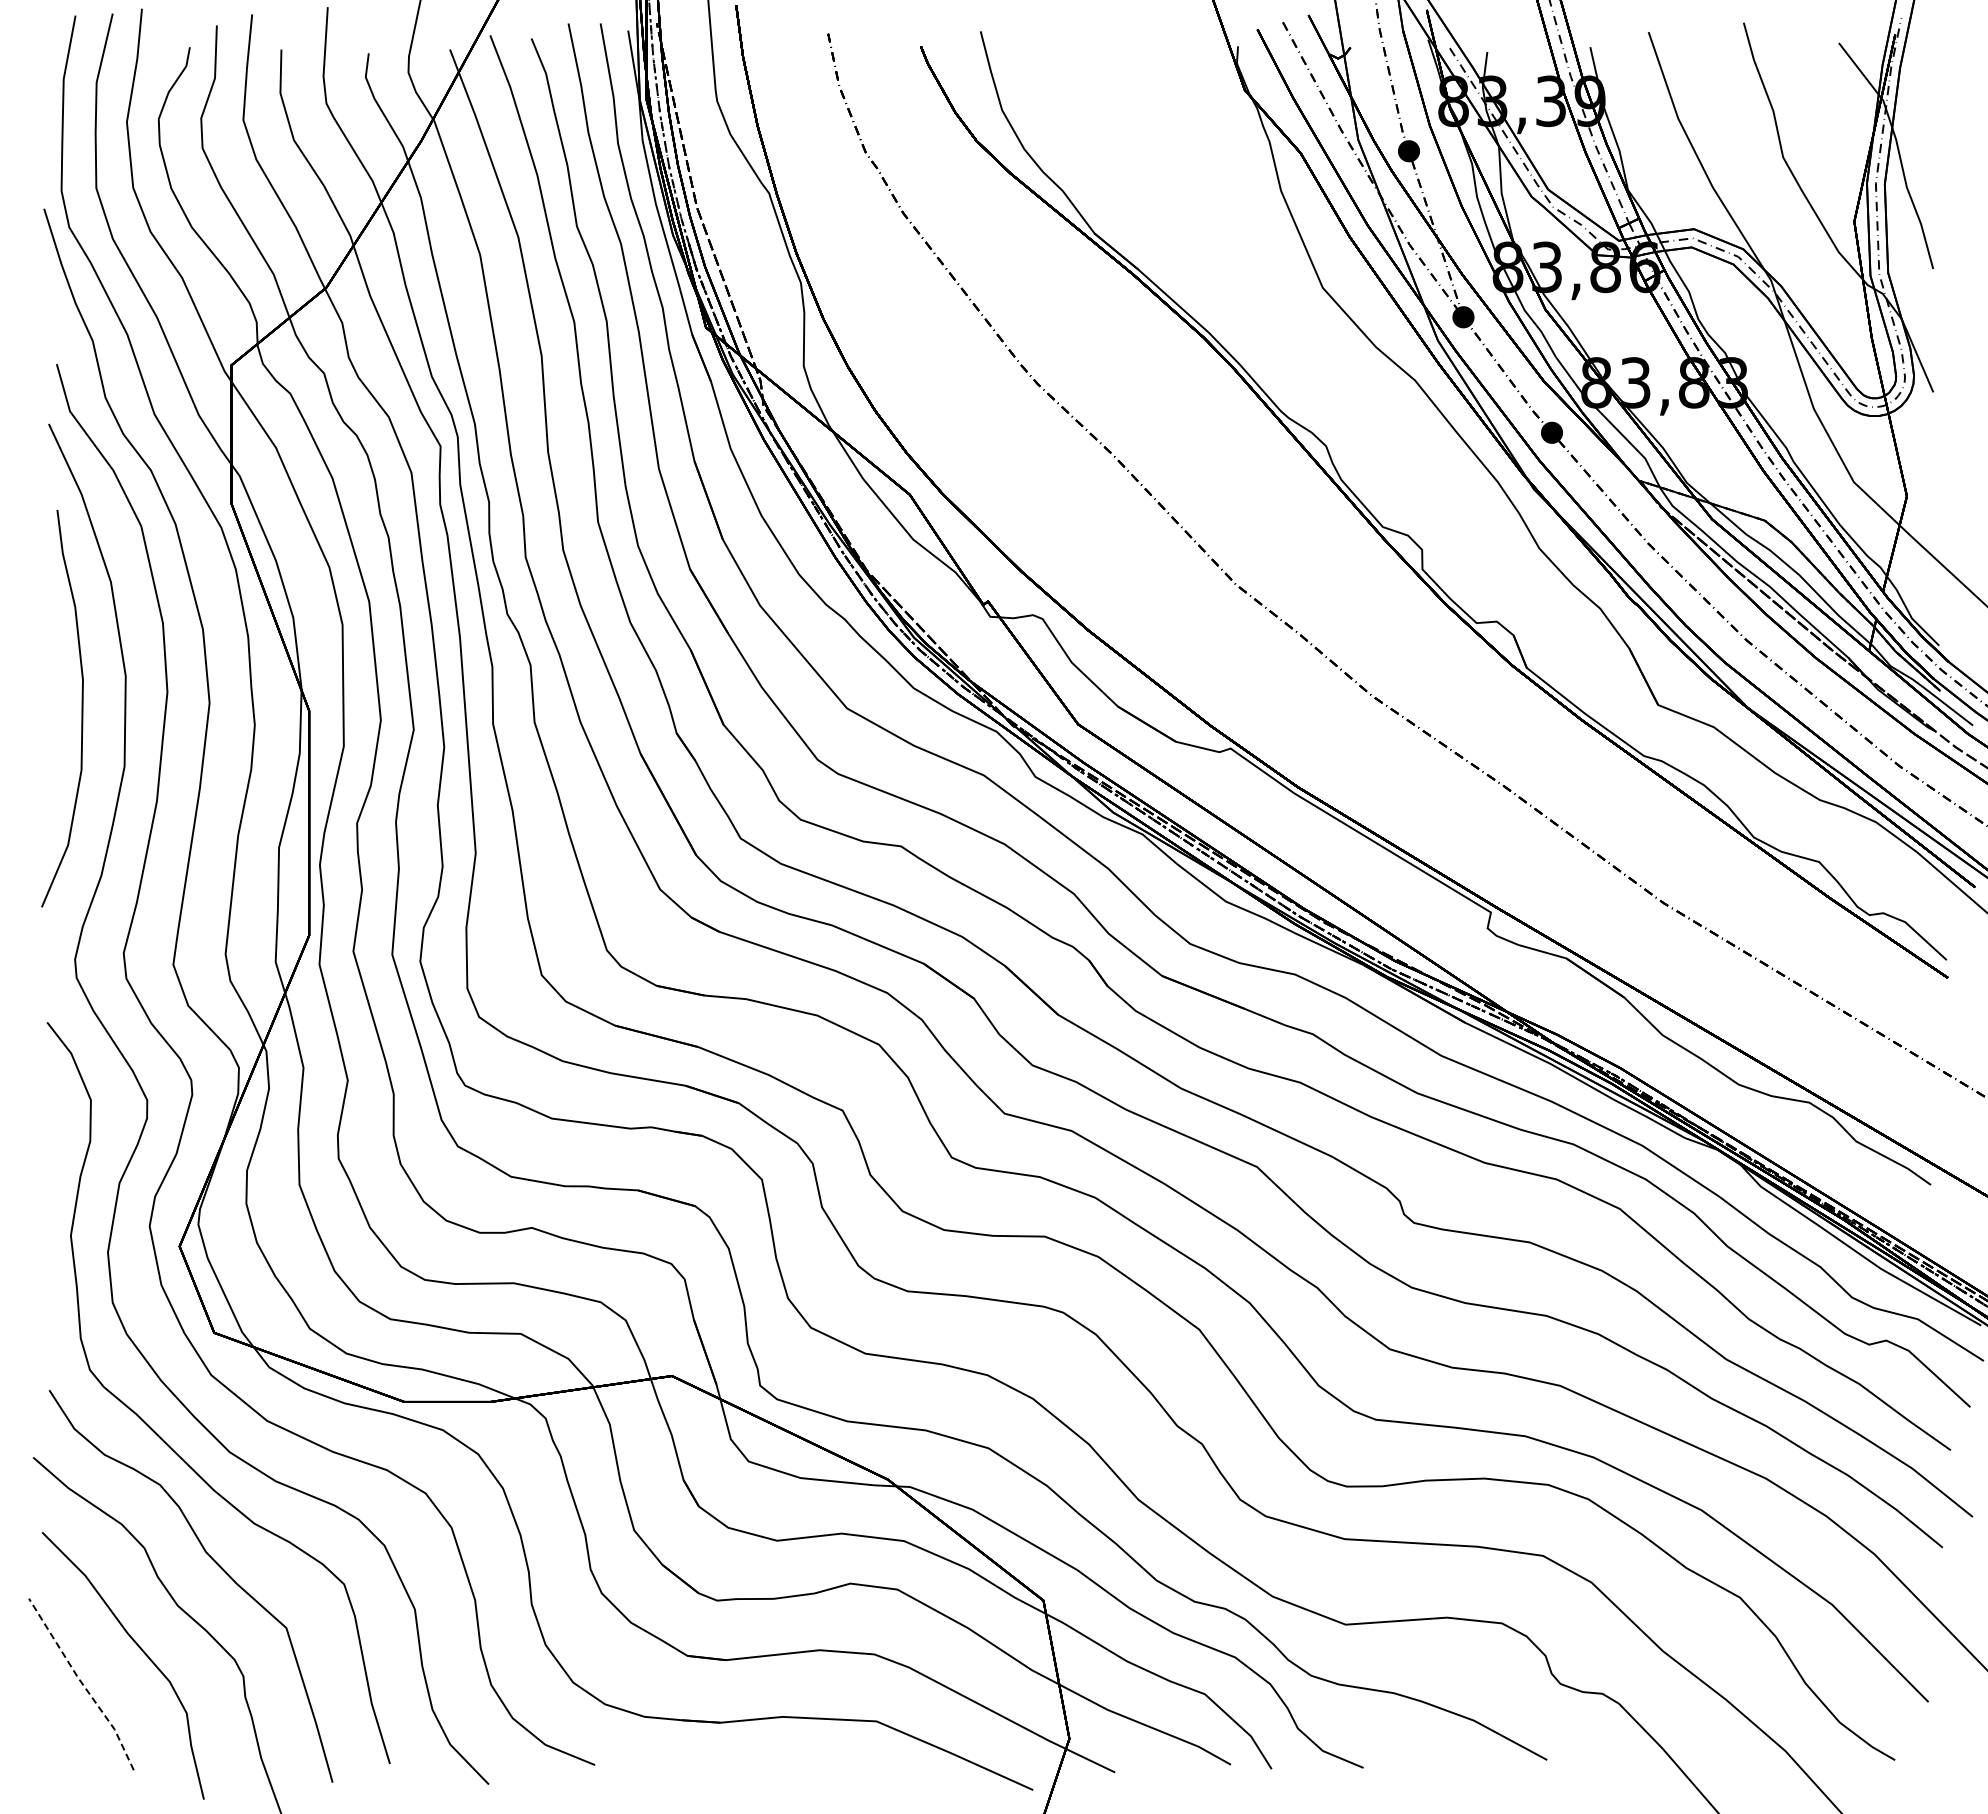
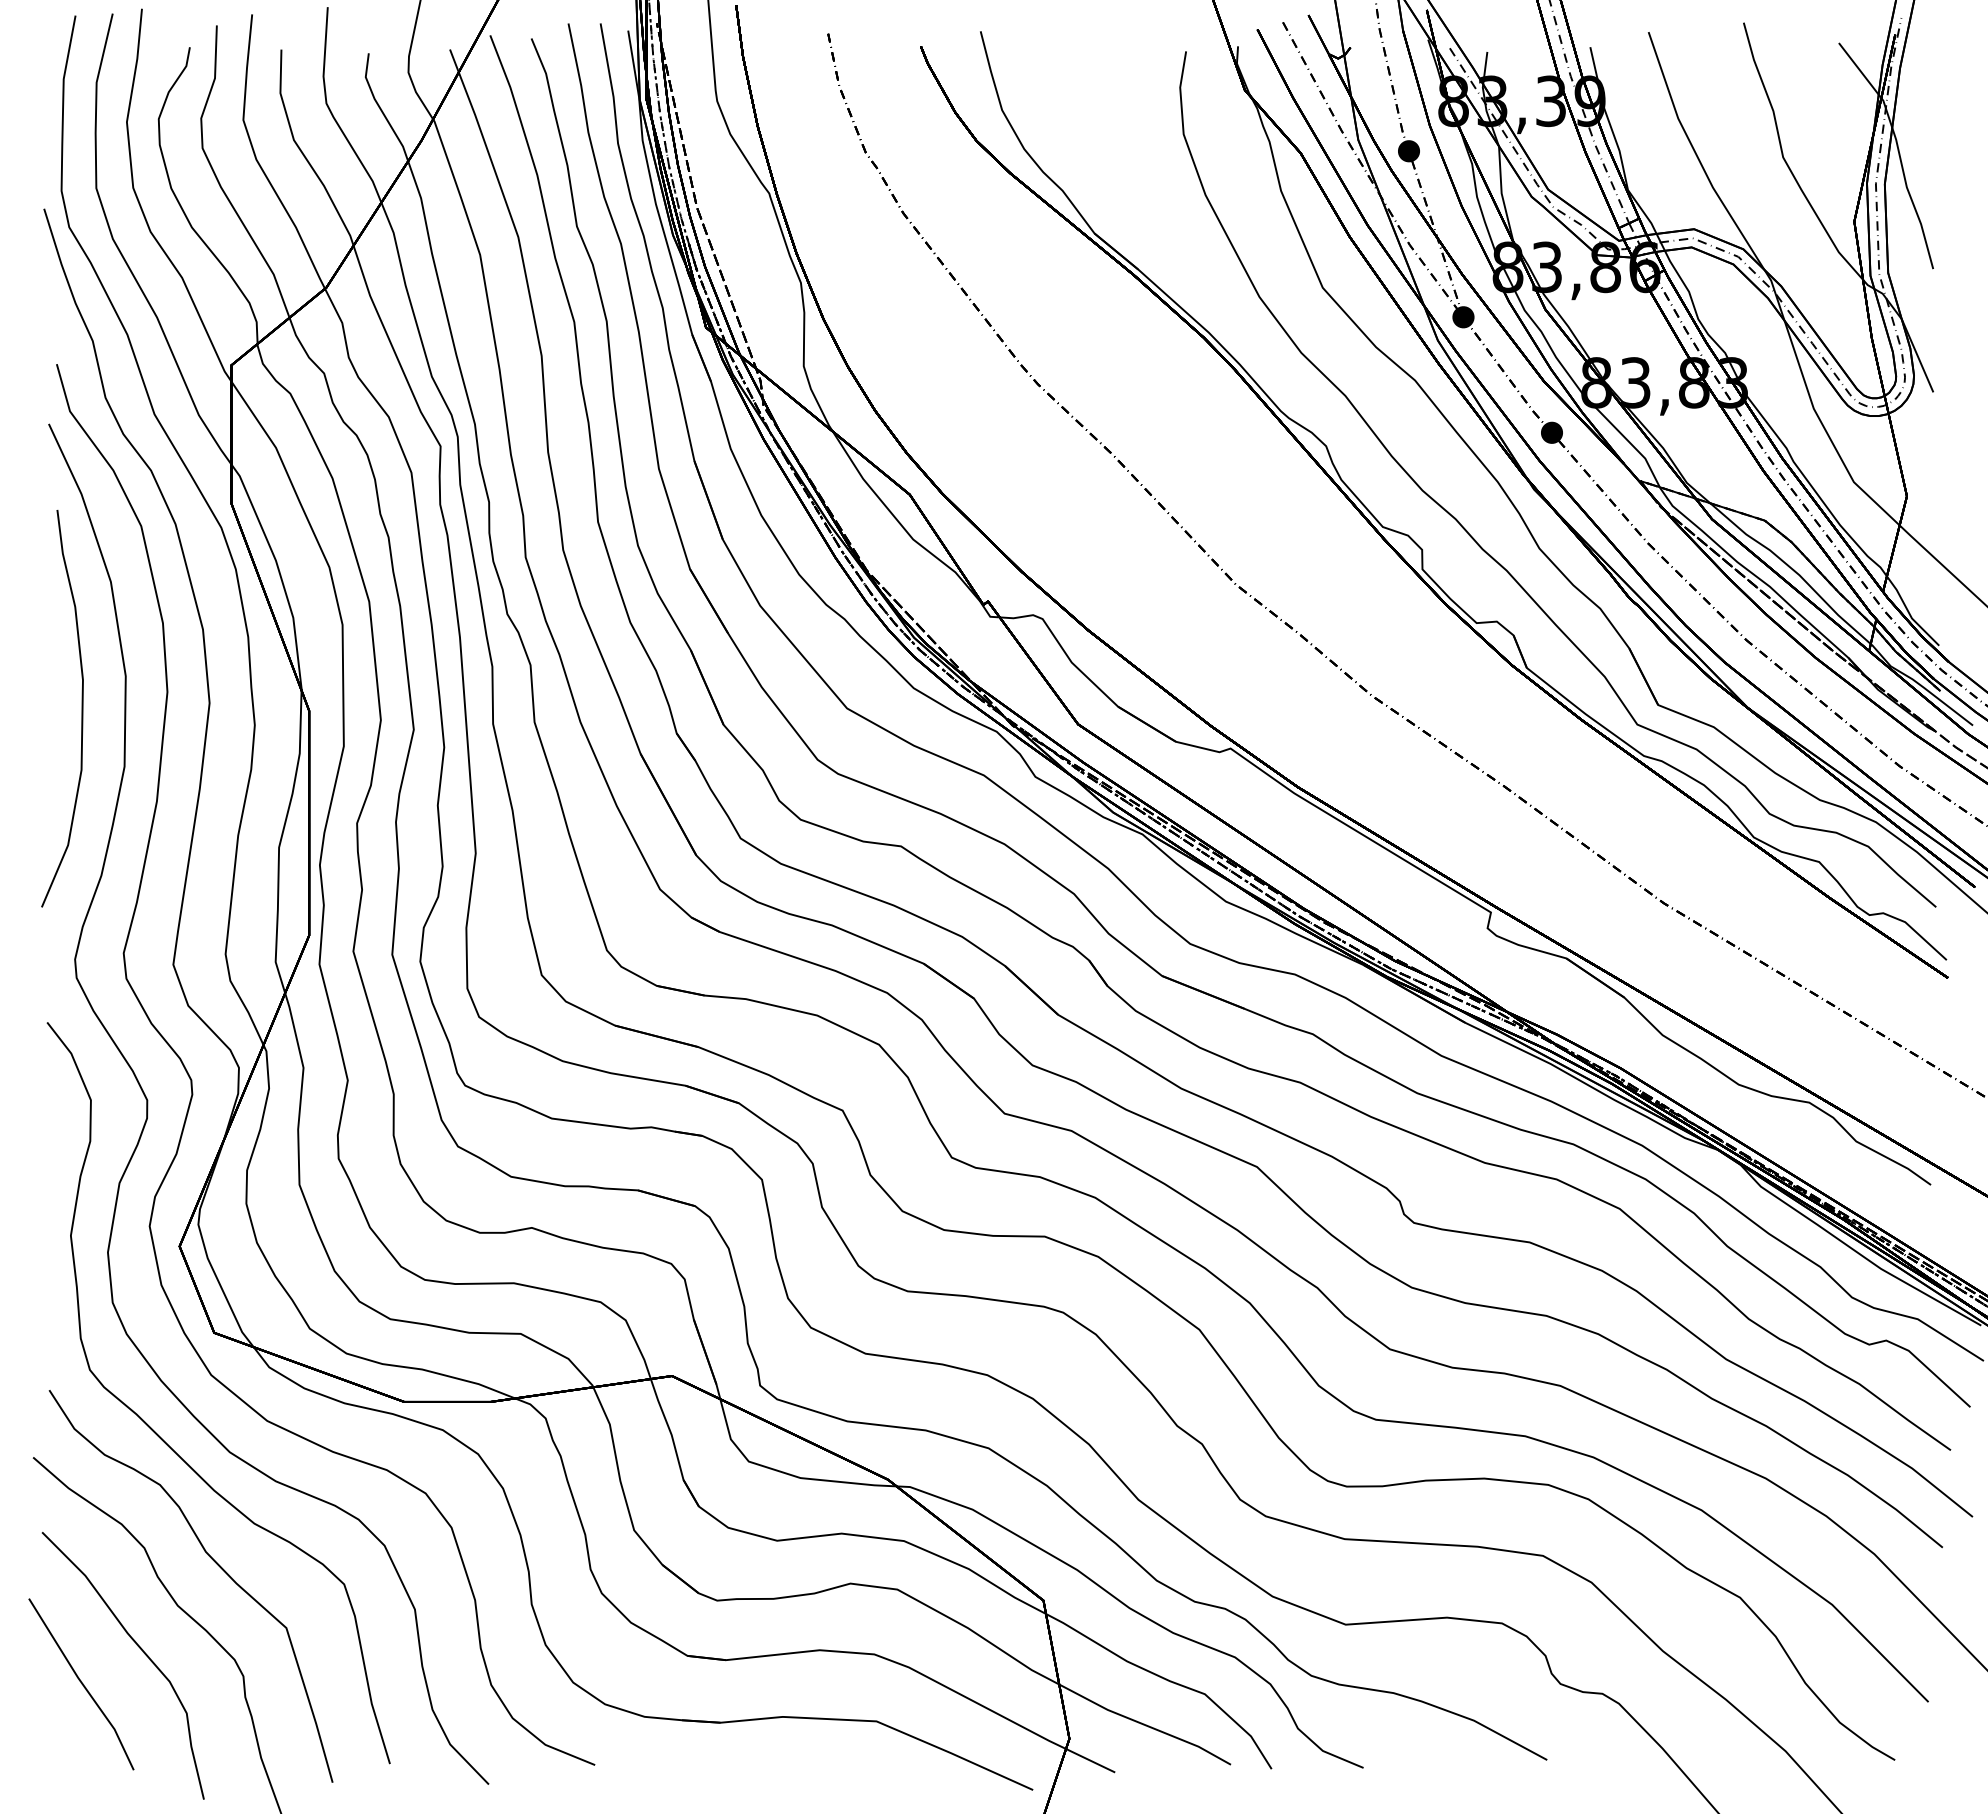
curve: none -> present (1491, 555)
line: dashed -> solid (82, 1684)
